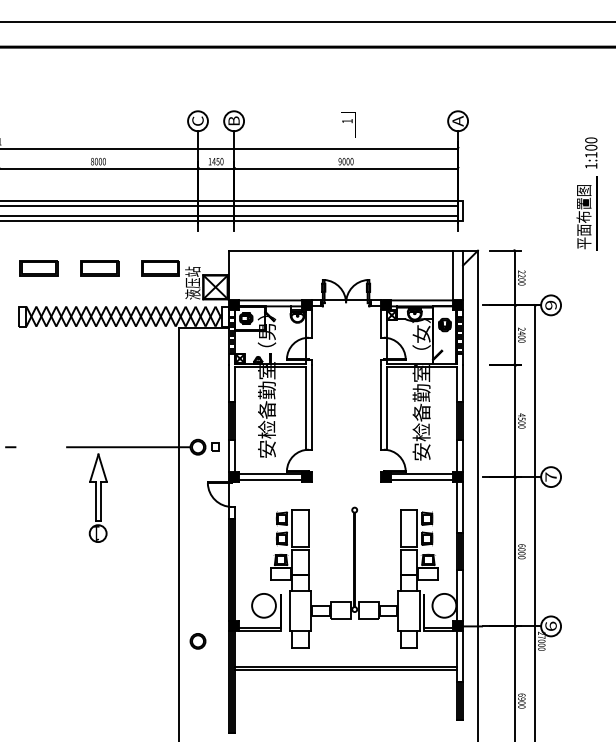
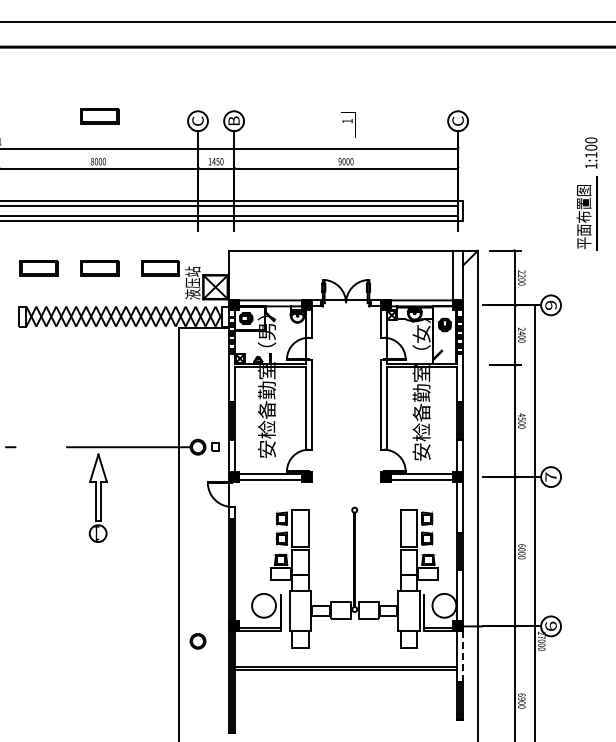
part: none -> present (99, 116)
text: A -> C (457, 120)
line: solid -> dashed (463, 656)
